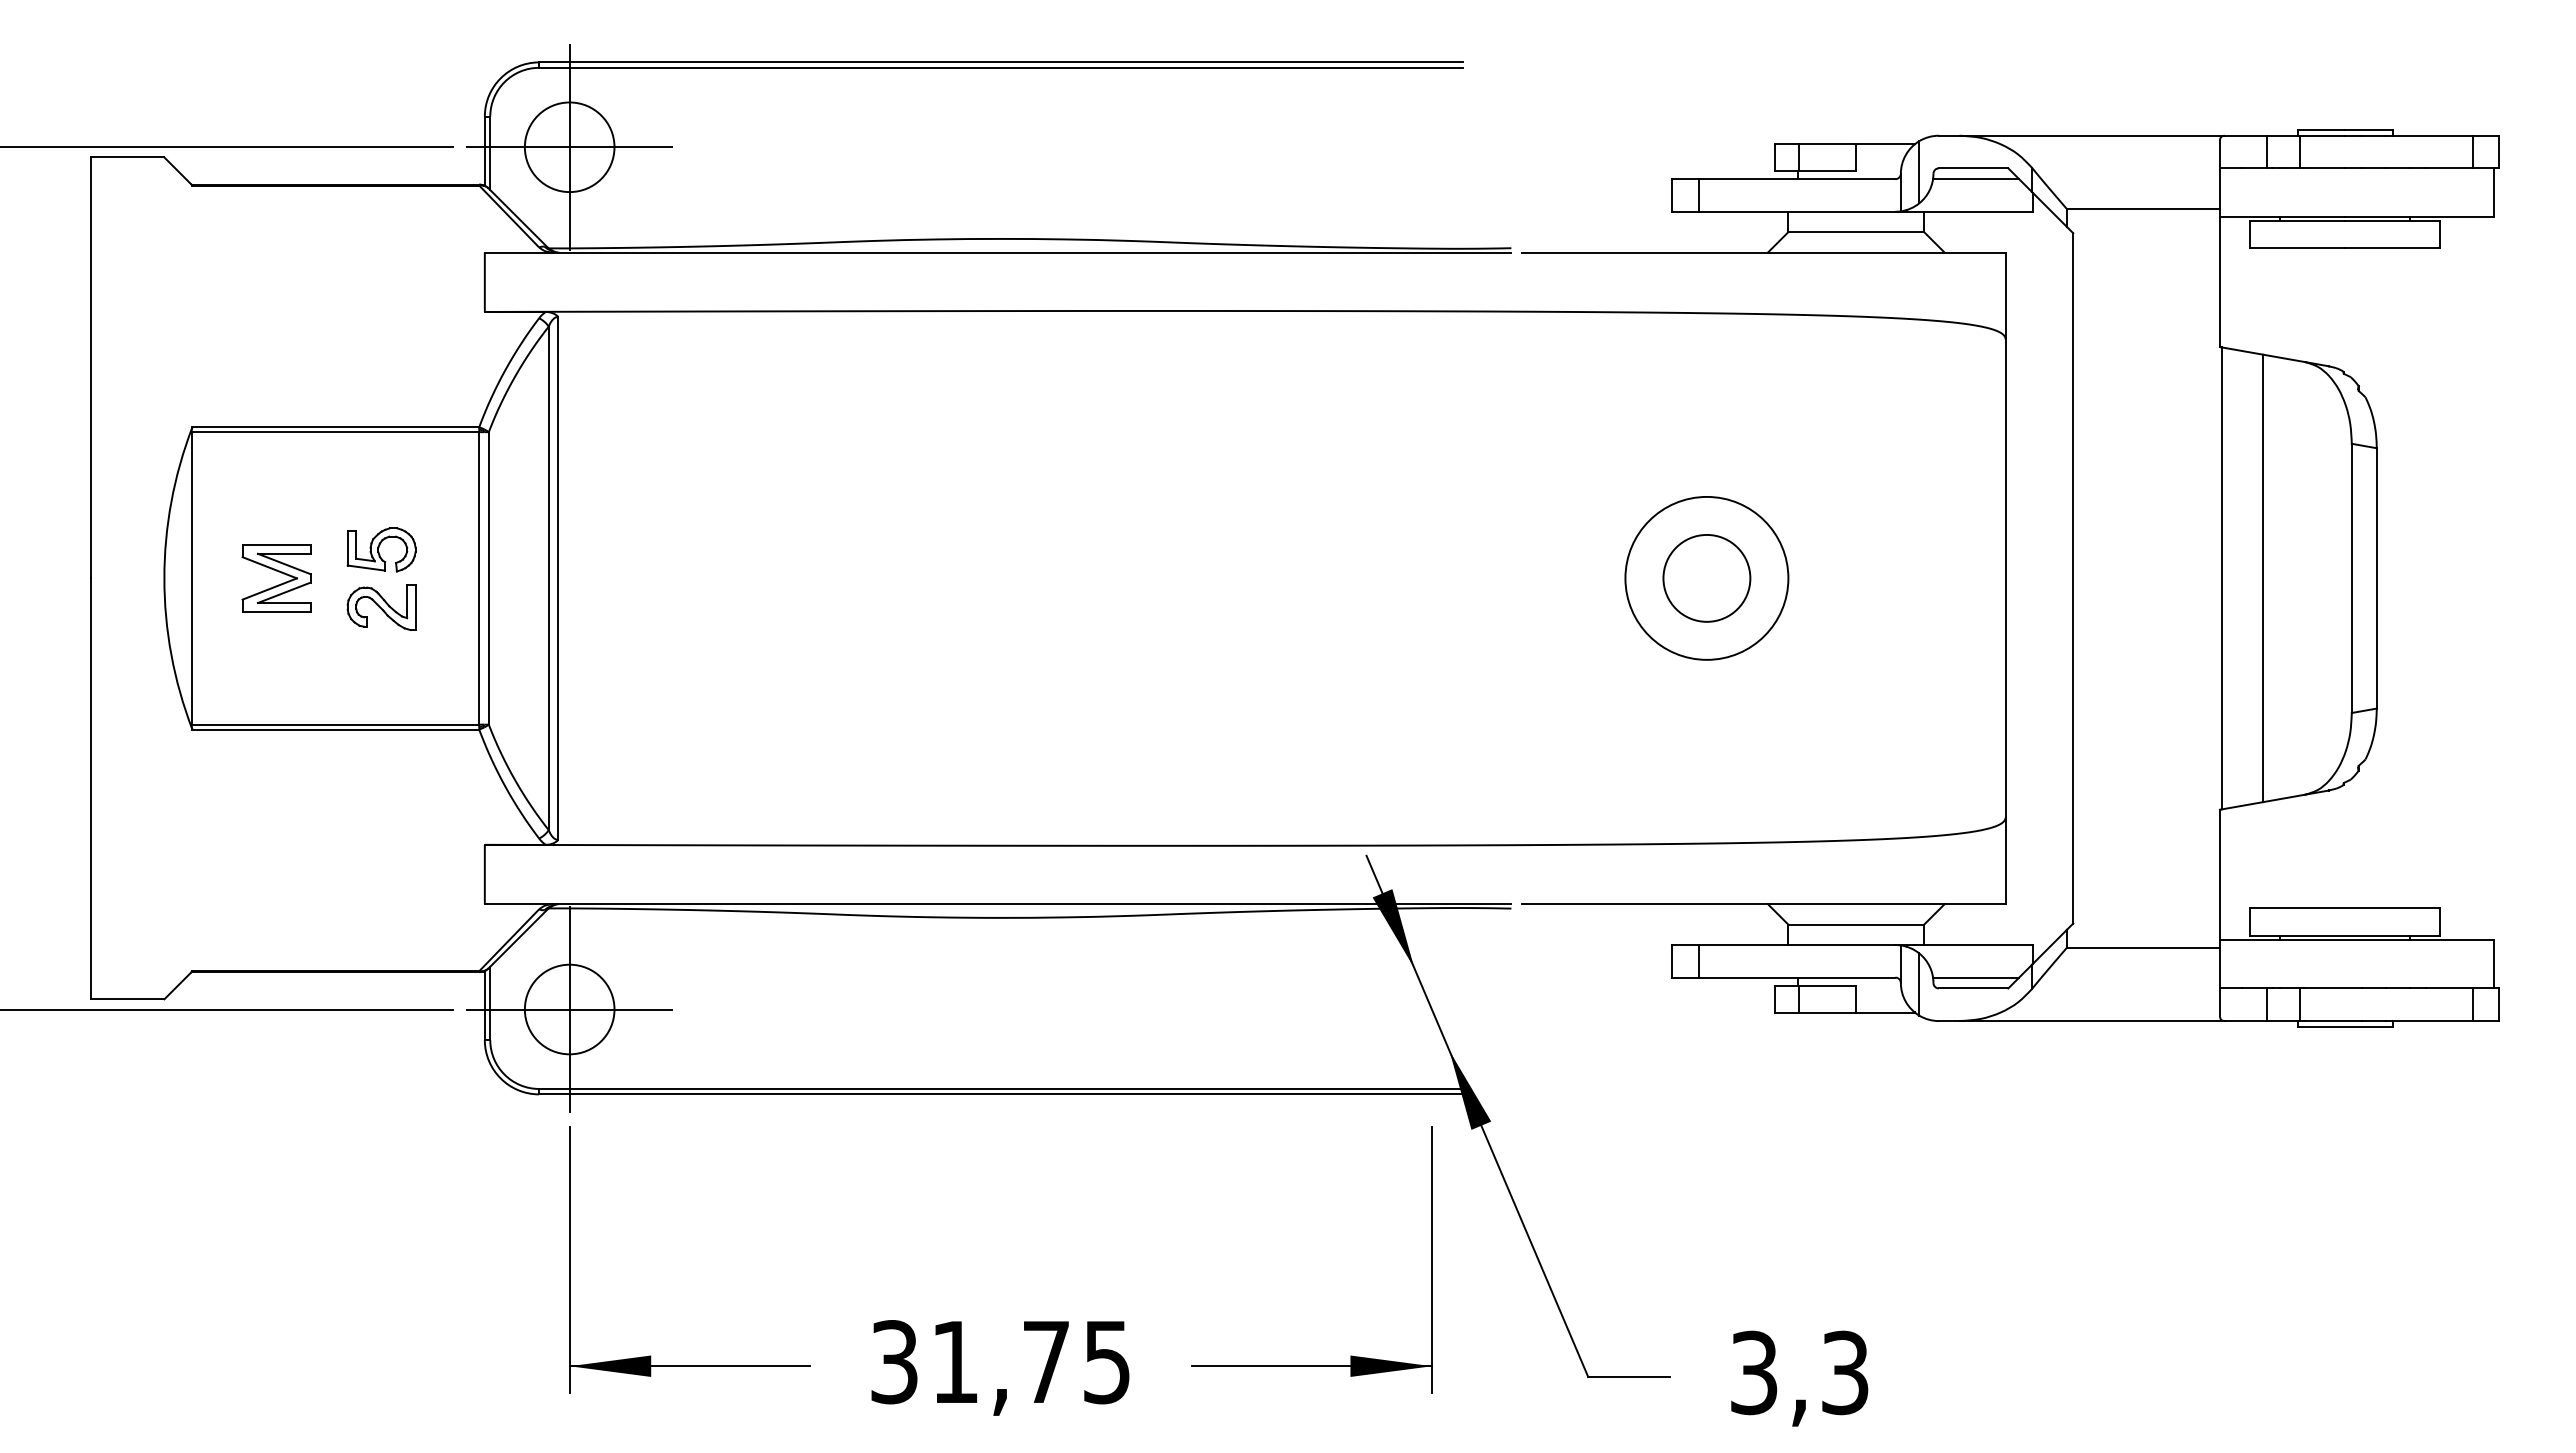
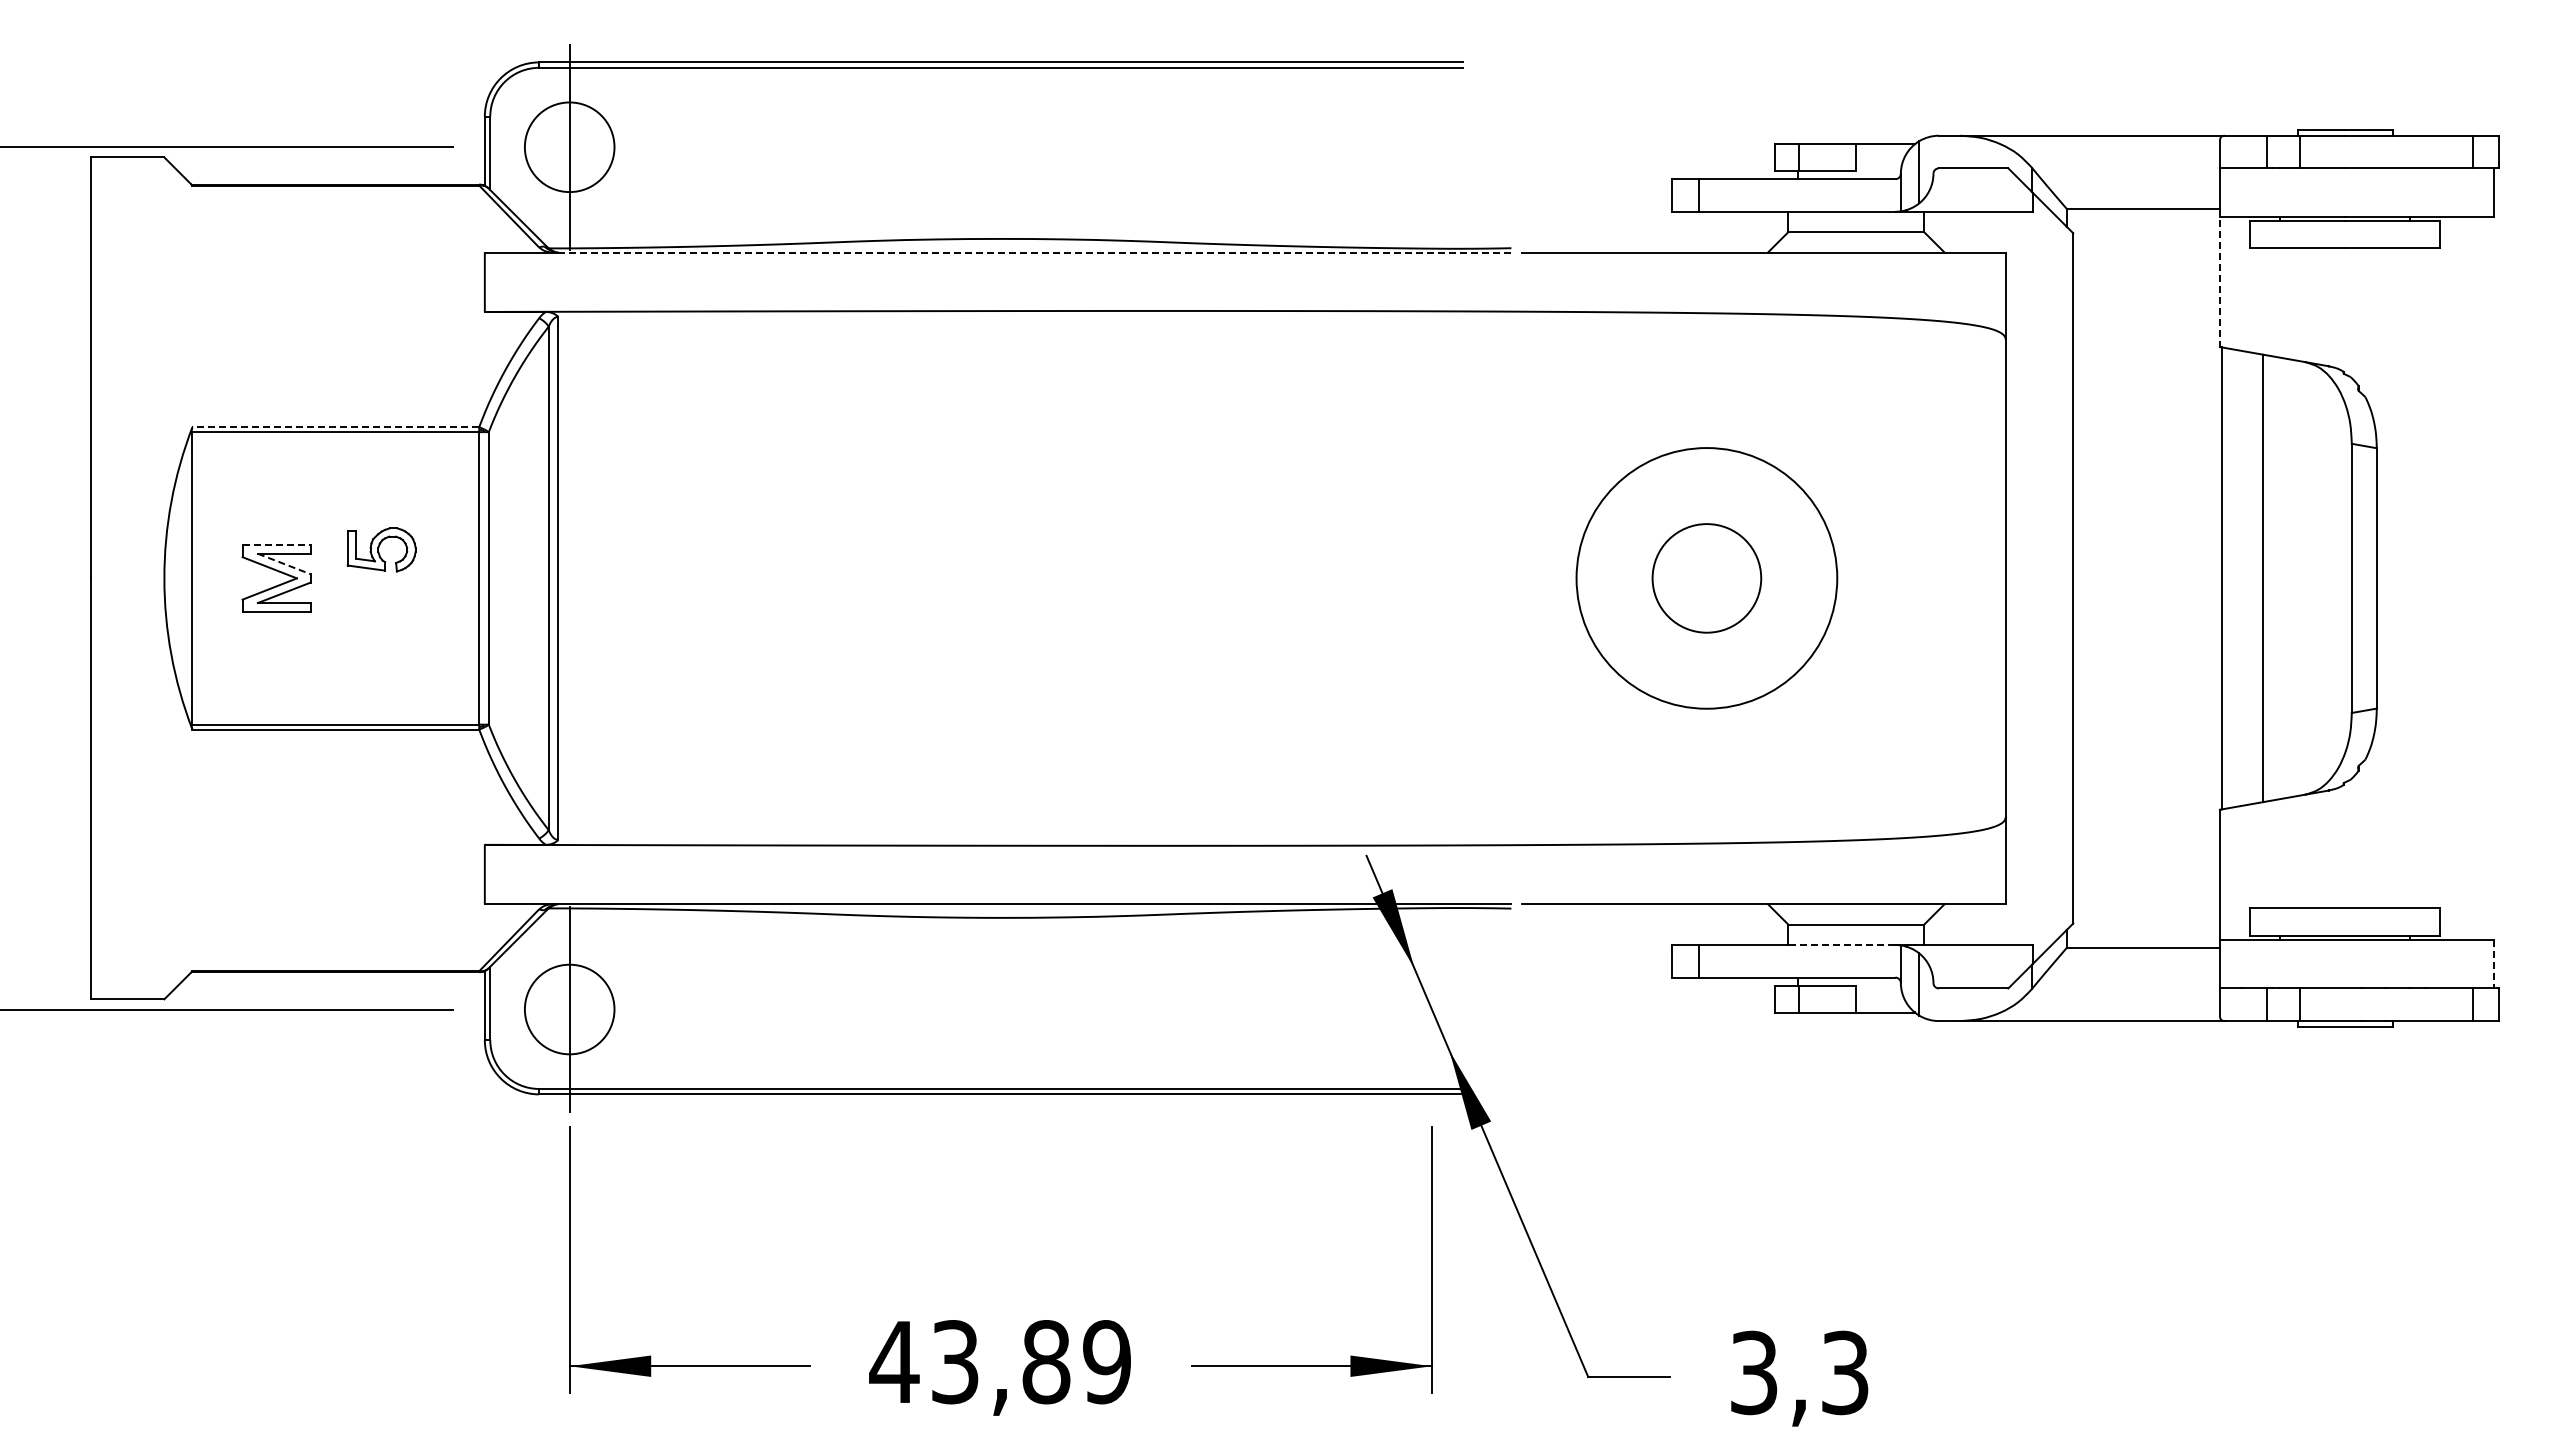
line: present -> none (569, 147)
line: present -> none (1976, 179)
line: solid -> dashed (1034, 252)
line: solid -> dashed (2219, 278)
line: solid -> dashed (335, 427)
line: solid -> dashed (276, 545)
line: solid -> dashed (284, 564)
circle diameter: 163 px -> 261 px (1706, 578)
circle diameter: 87 px -> 109 px (1706, 578)
part: present -> none (381, 607)
line: solid -> dashed (1841, 945)
line: solid -> dashed (2494, 964)
line: present -> none (1976, 977)
line: present -> none (569, 1009)
text: 31,75 -> 43,89 (999, 1362)
